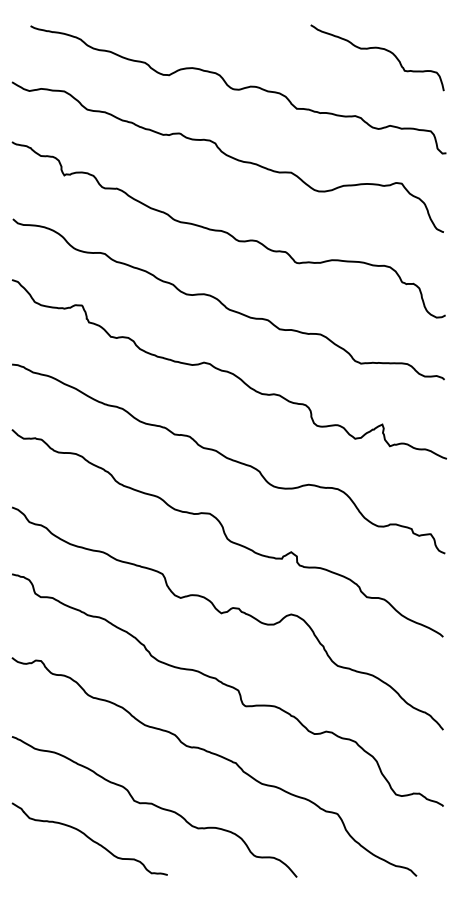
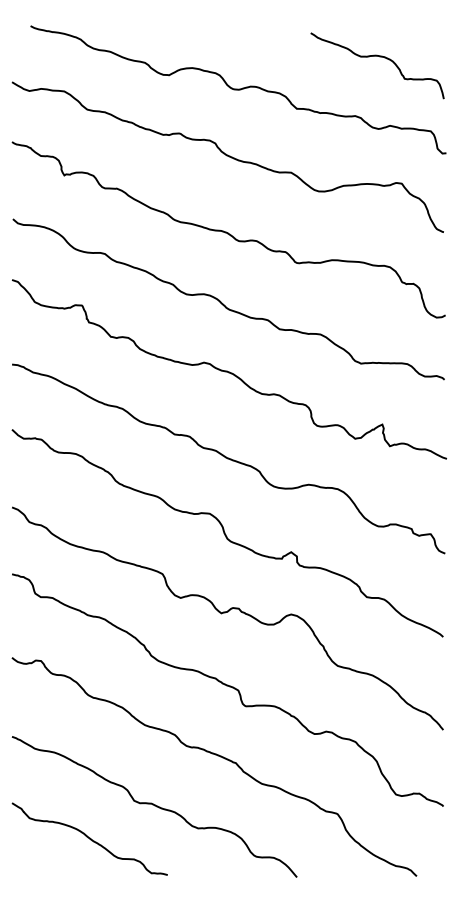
curve position: (379, 49) -> (379, 57) (379, 57)
